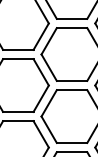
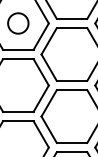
circle: none -> present (18, 23)
